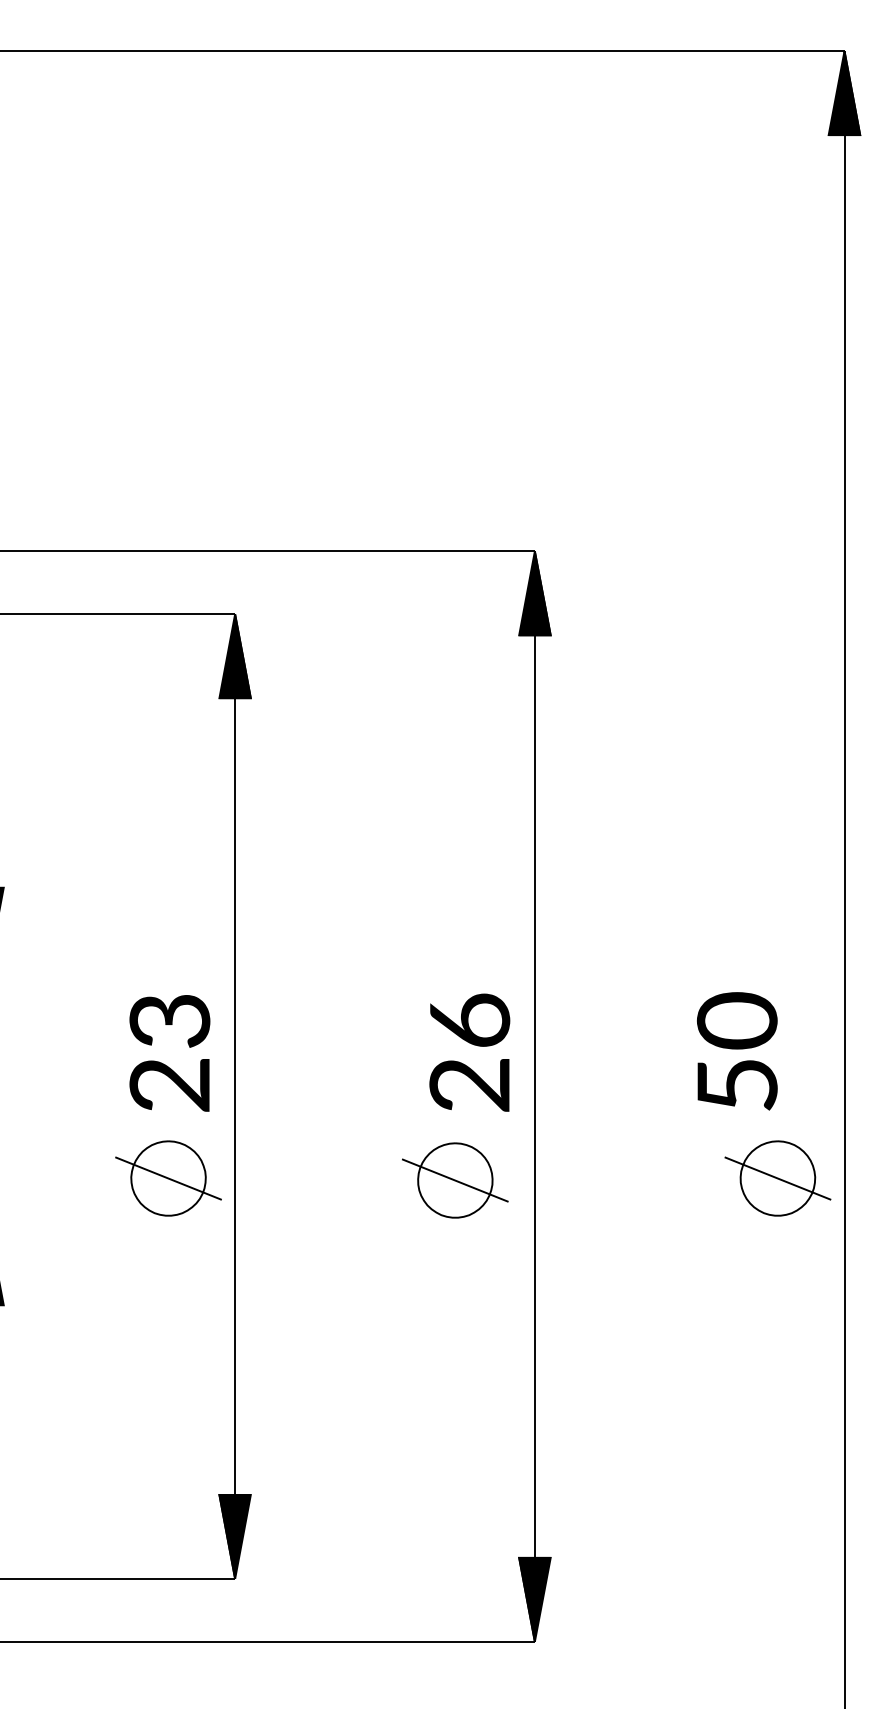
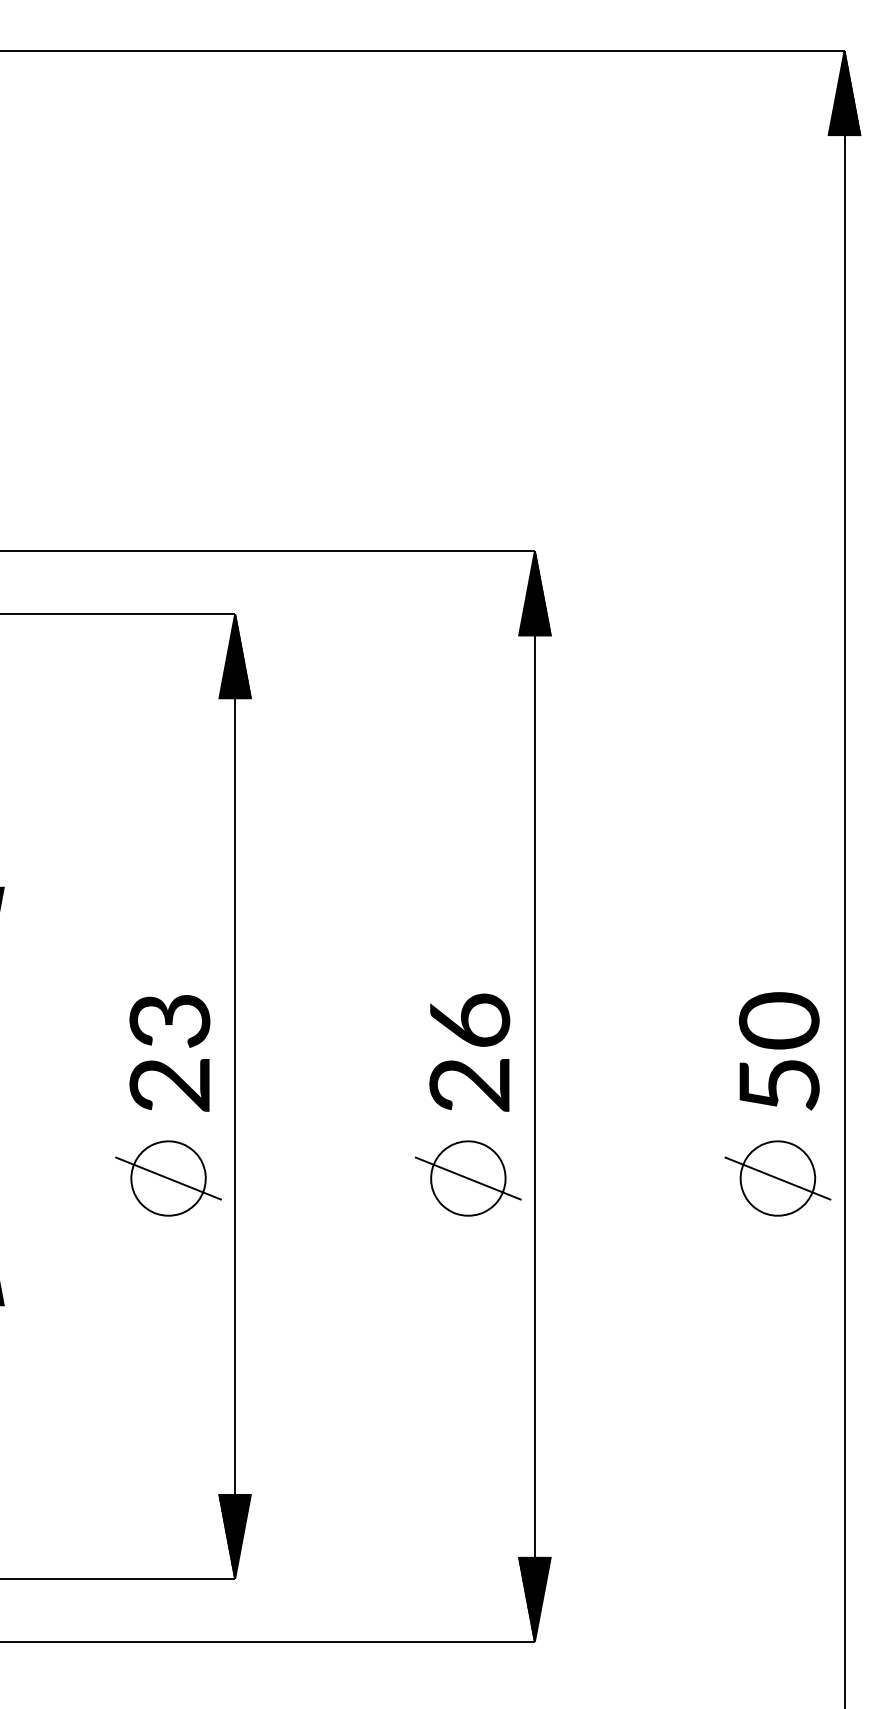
text position: (737, 1051) -> (779, 1051) (779, 1051)
part position: (455, 1180) -> (468, 1178) (468, 1178)
